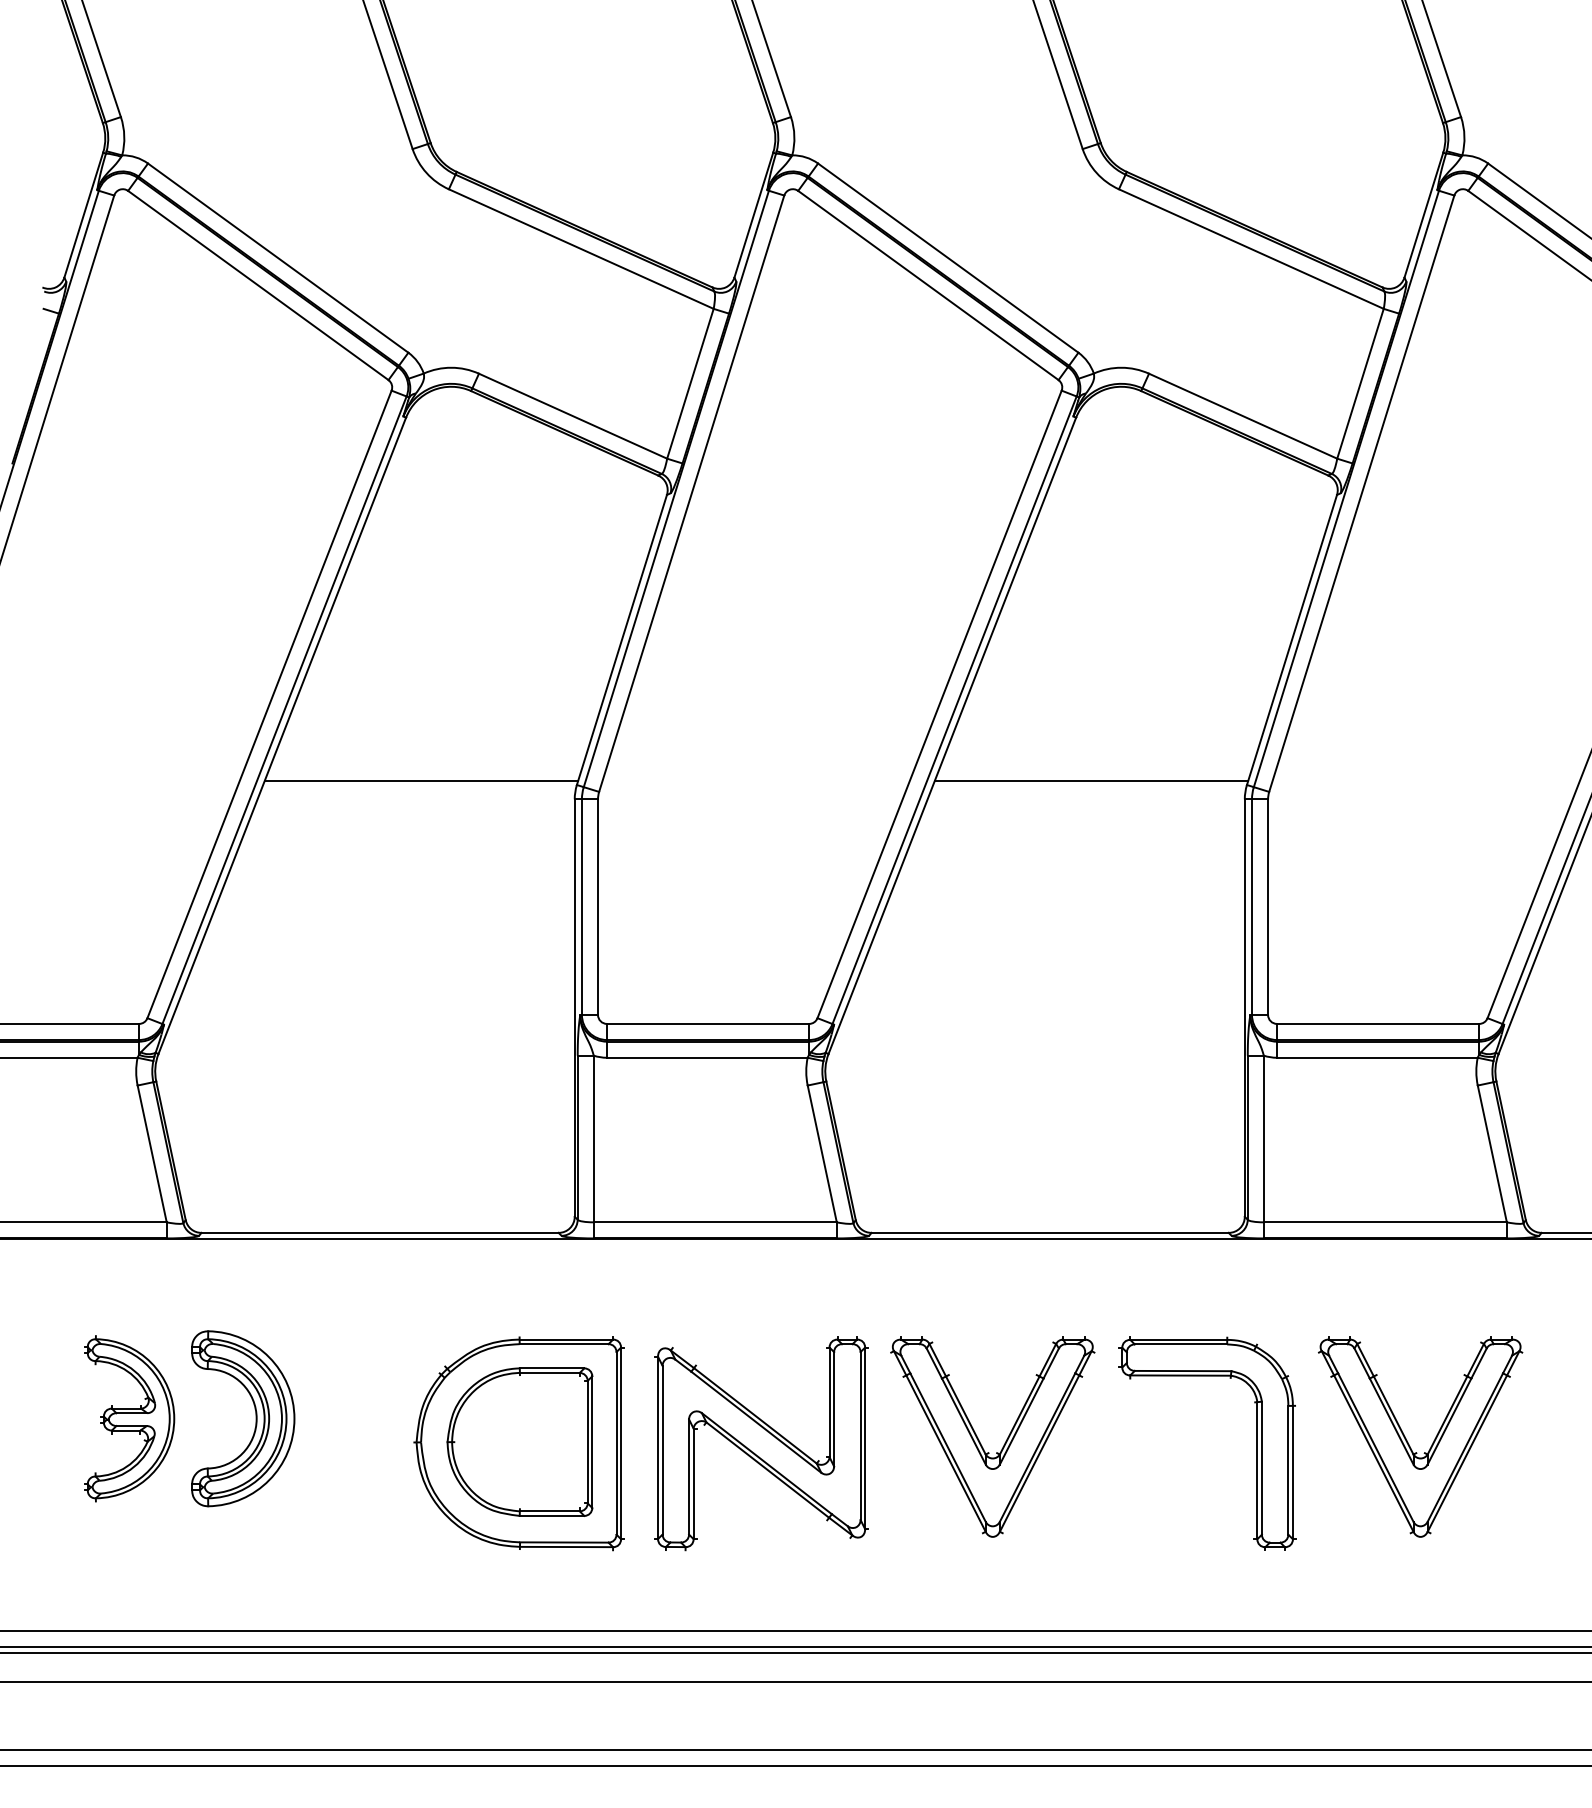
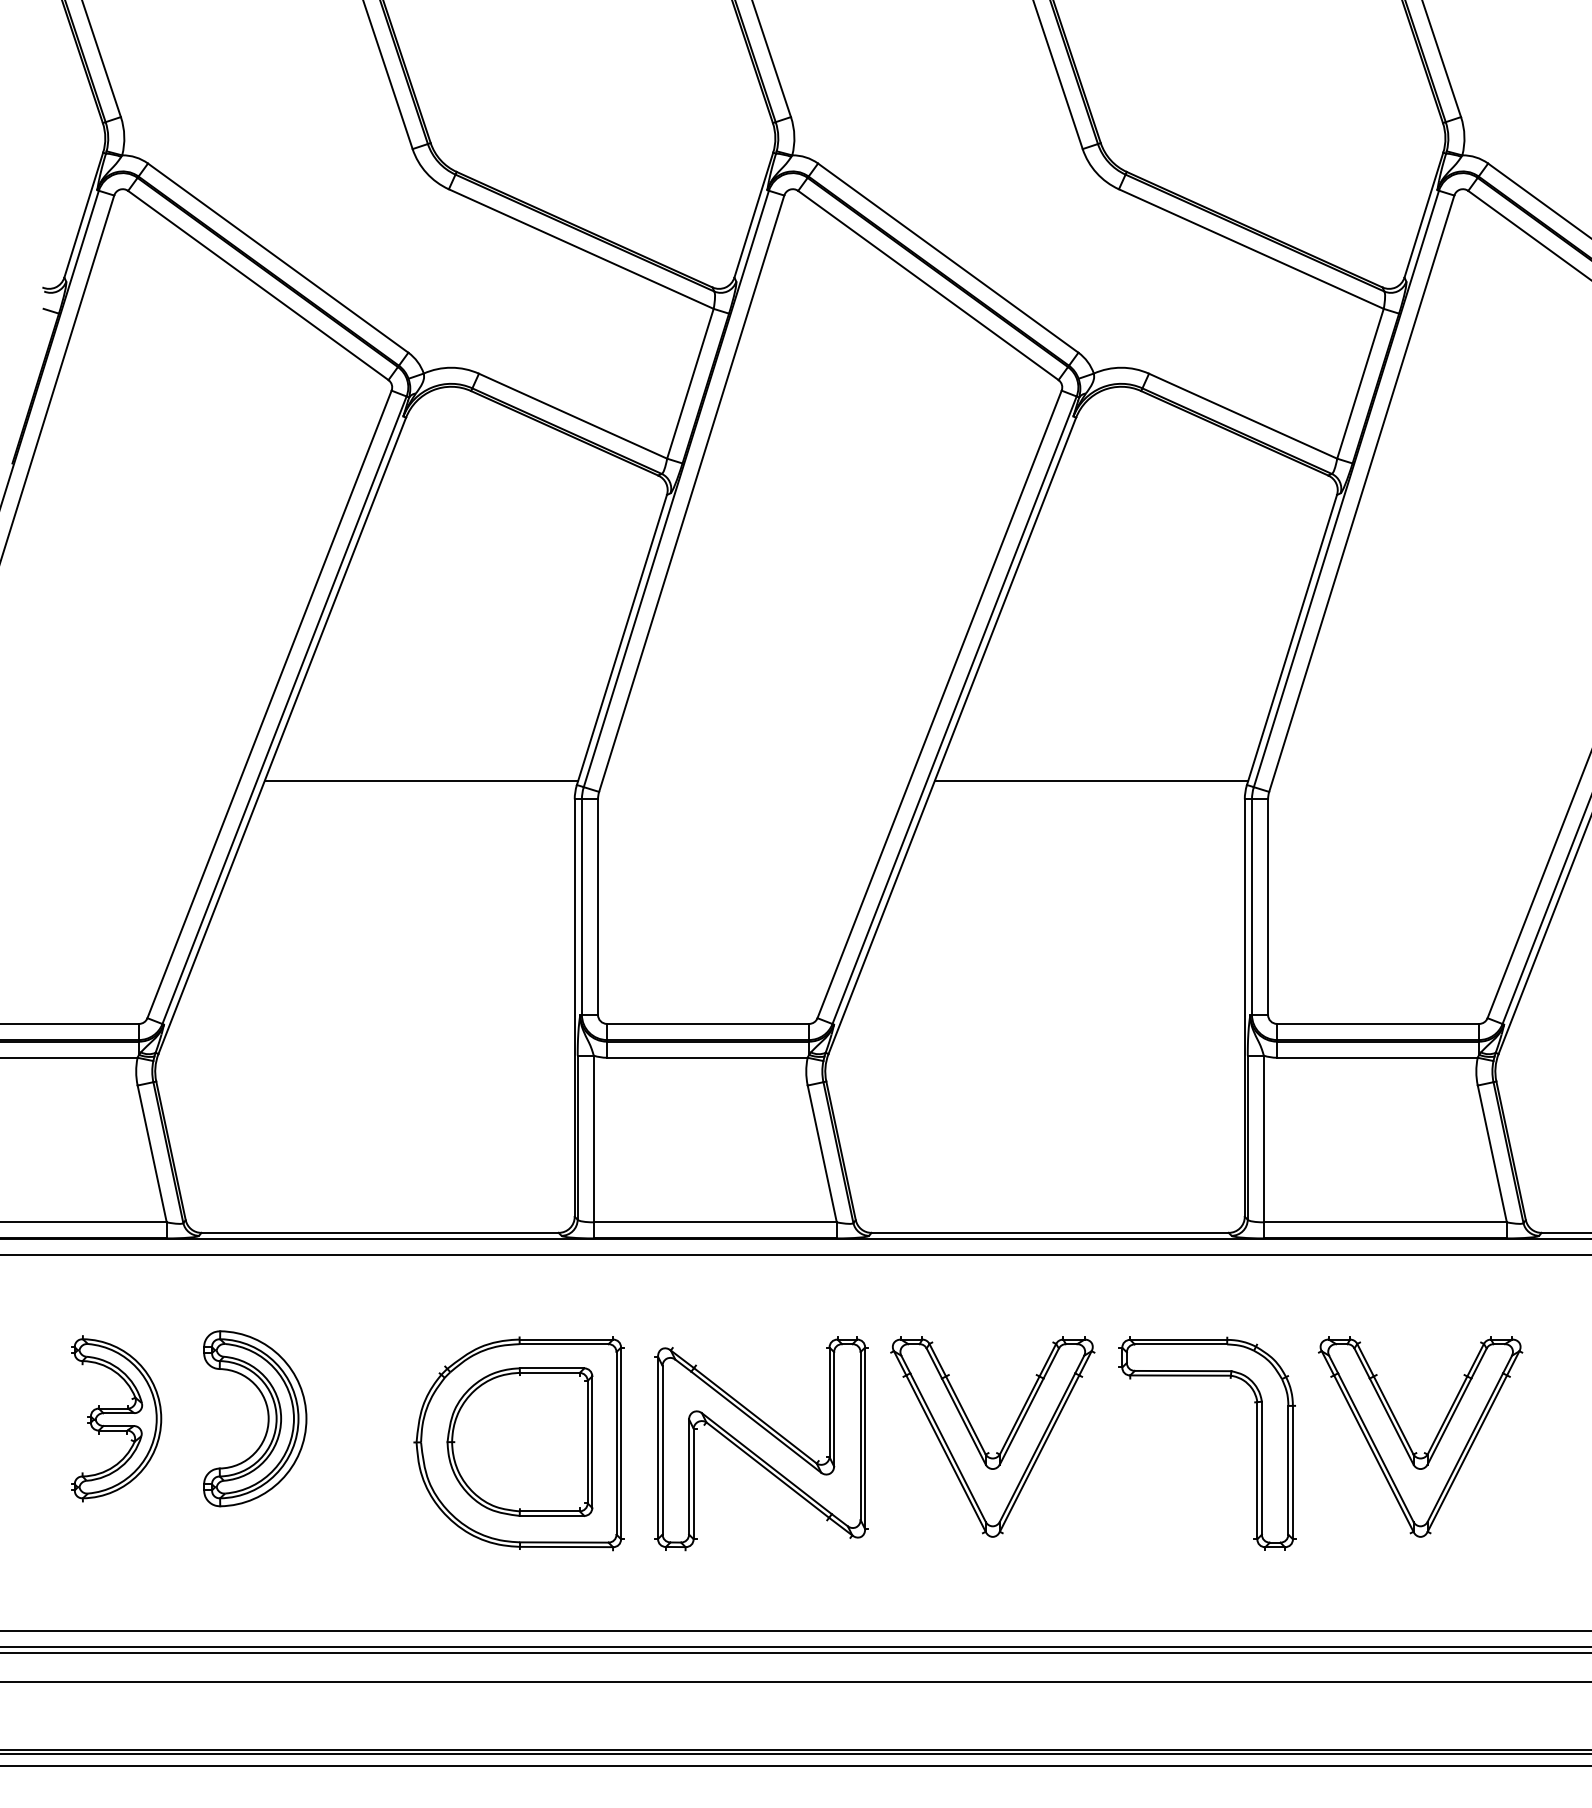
line: none -> present (795, 1254)
part position: (129, 1418) -> (116, 1418) (116, 1418)
part position: (255, 1418) -> (267, 1418) (267, 1418)
line: none -> present (795, 1753)
